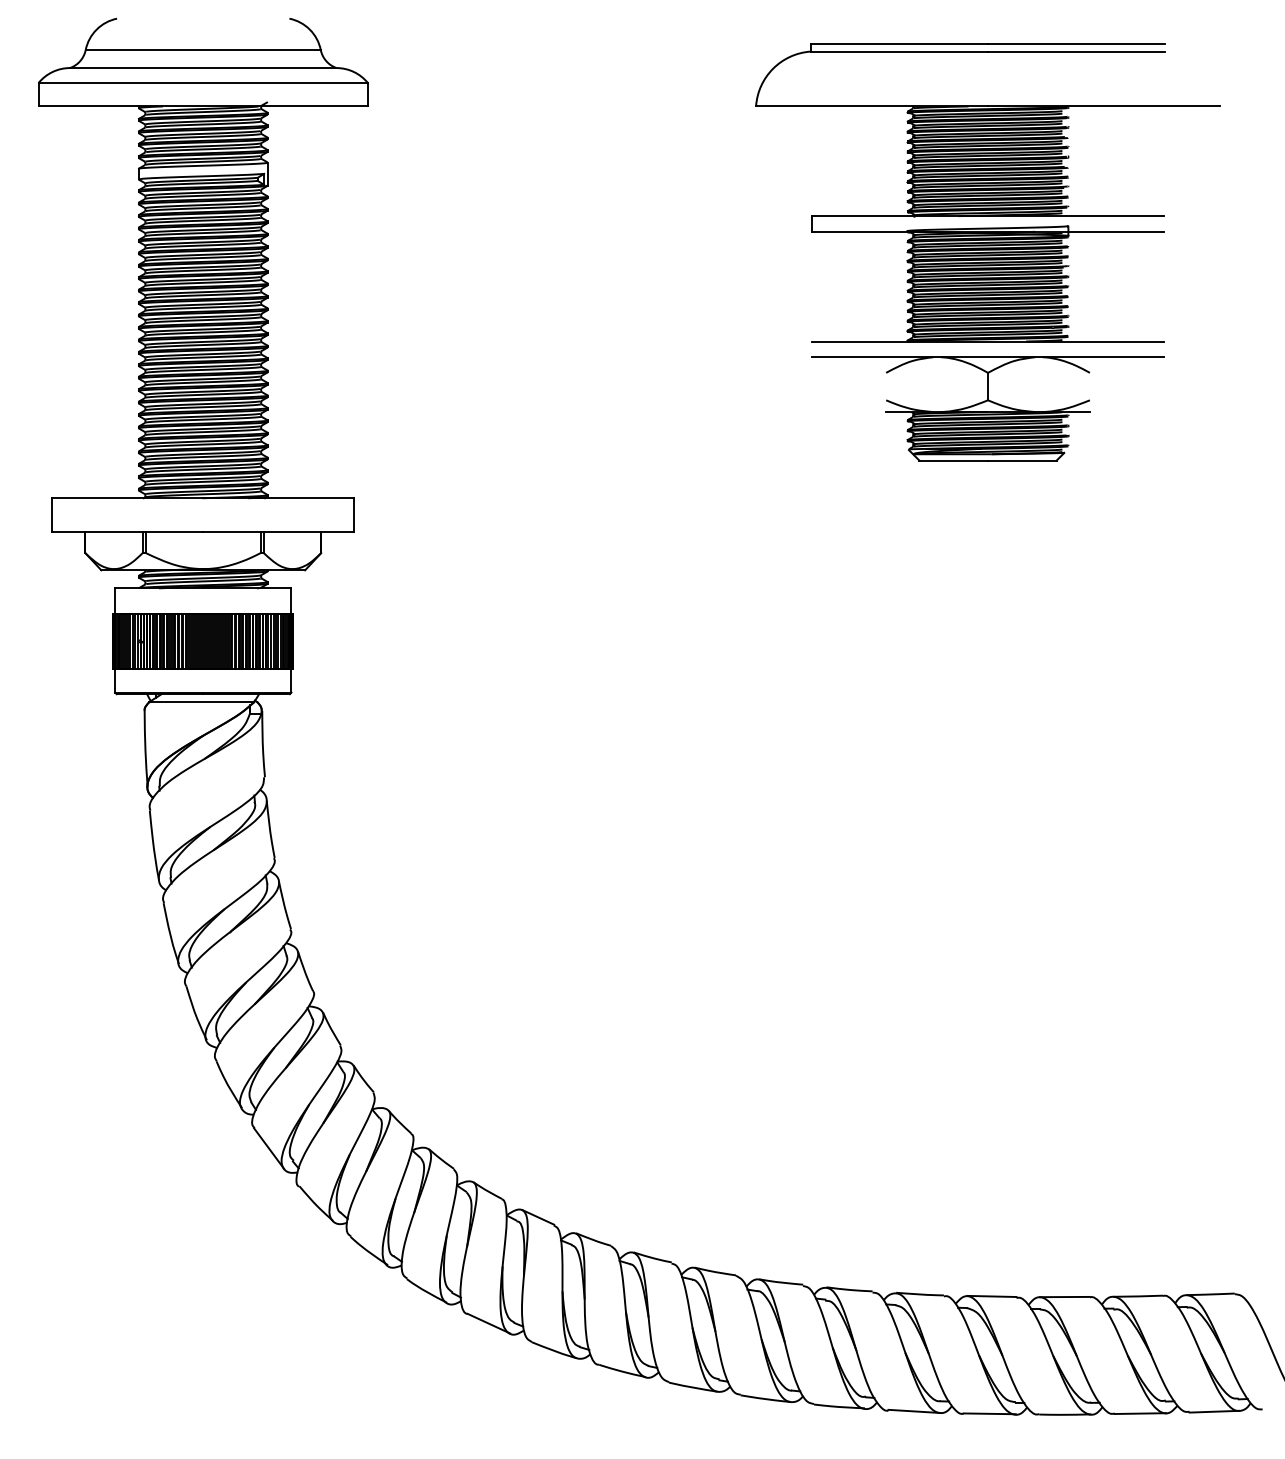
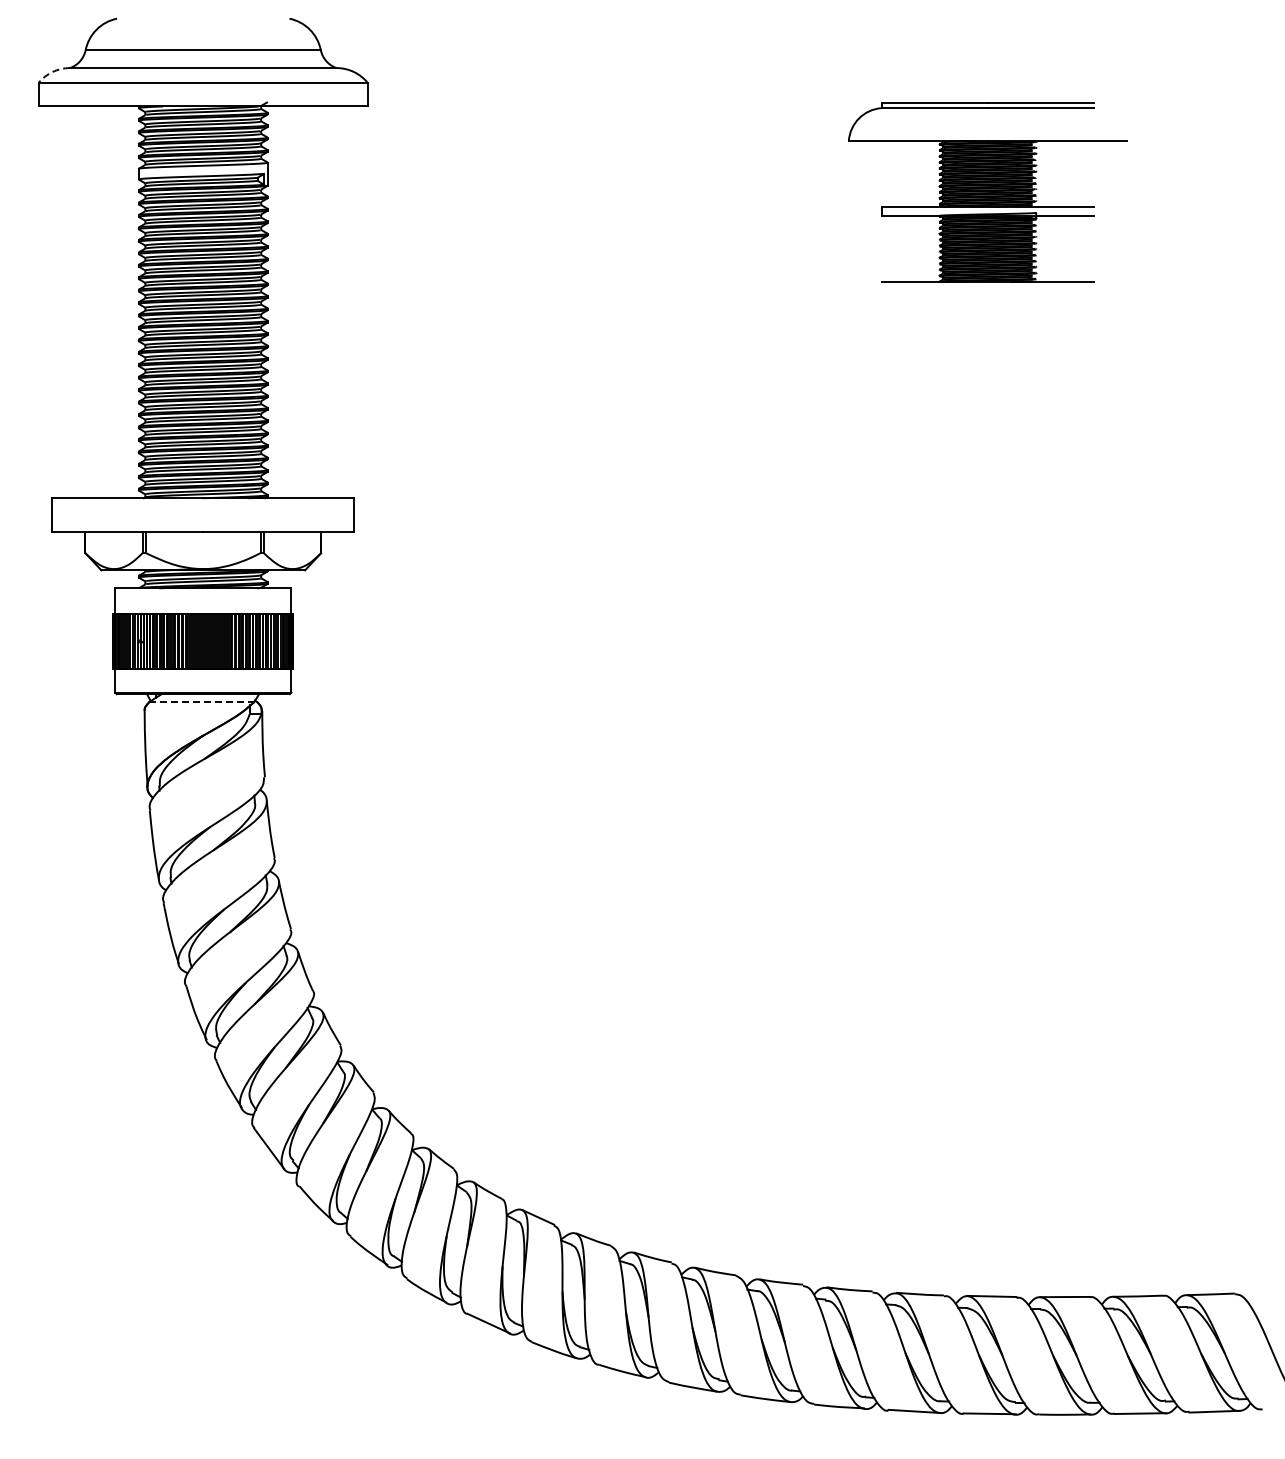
arc: solid -> dashed (52, 71)
part size: 466x300 px -> 280x181 px (987, 192)
part: present -> none (987, 408)
line: solid -> dashed (202, 701)
